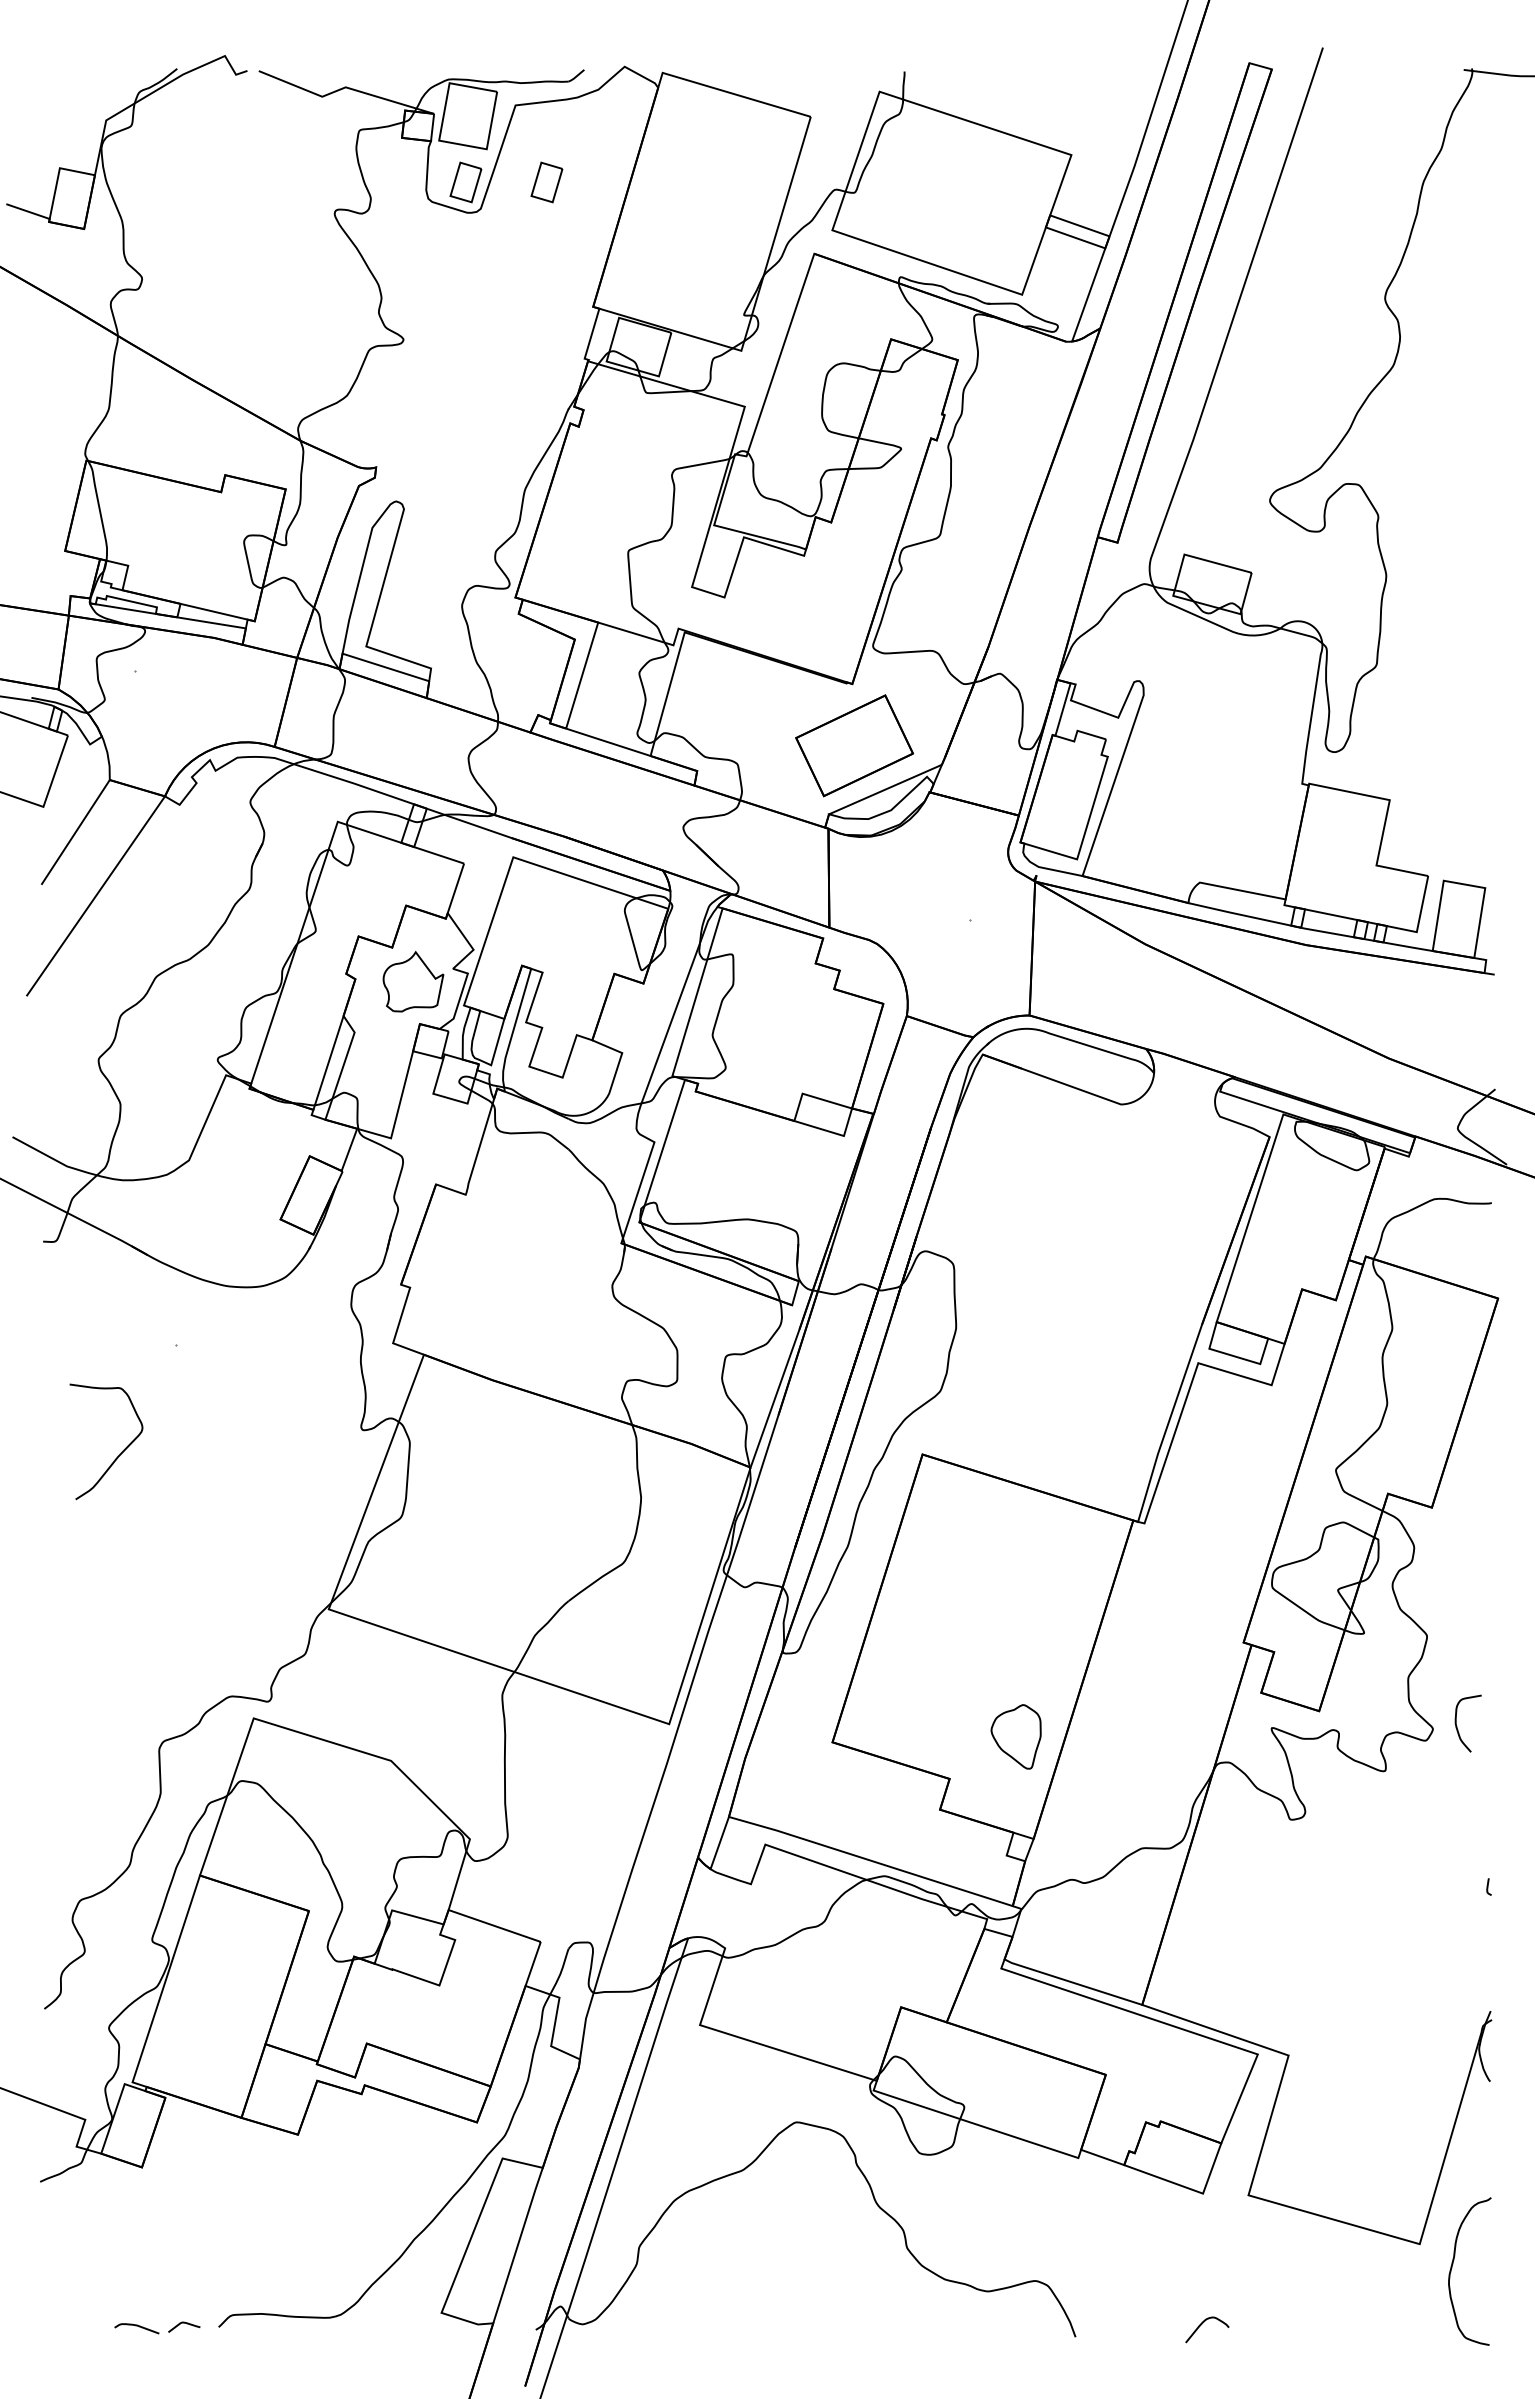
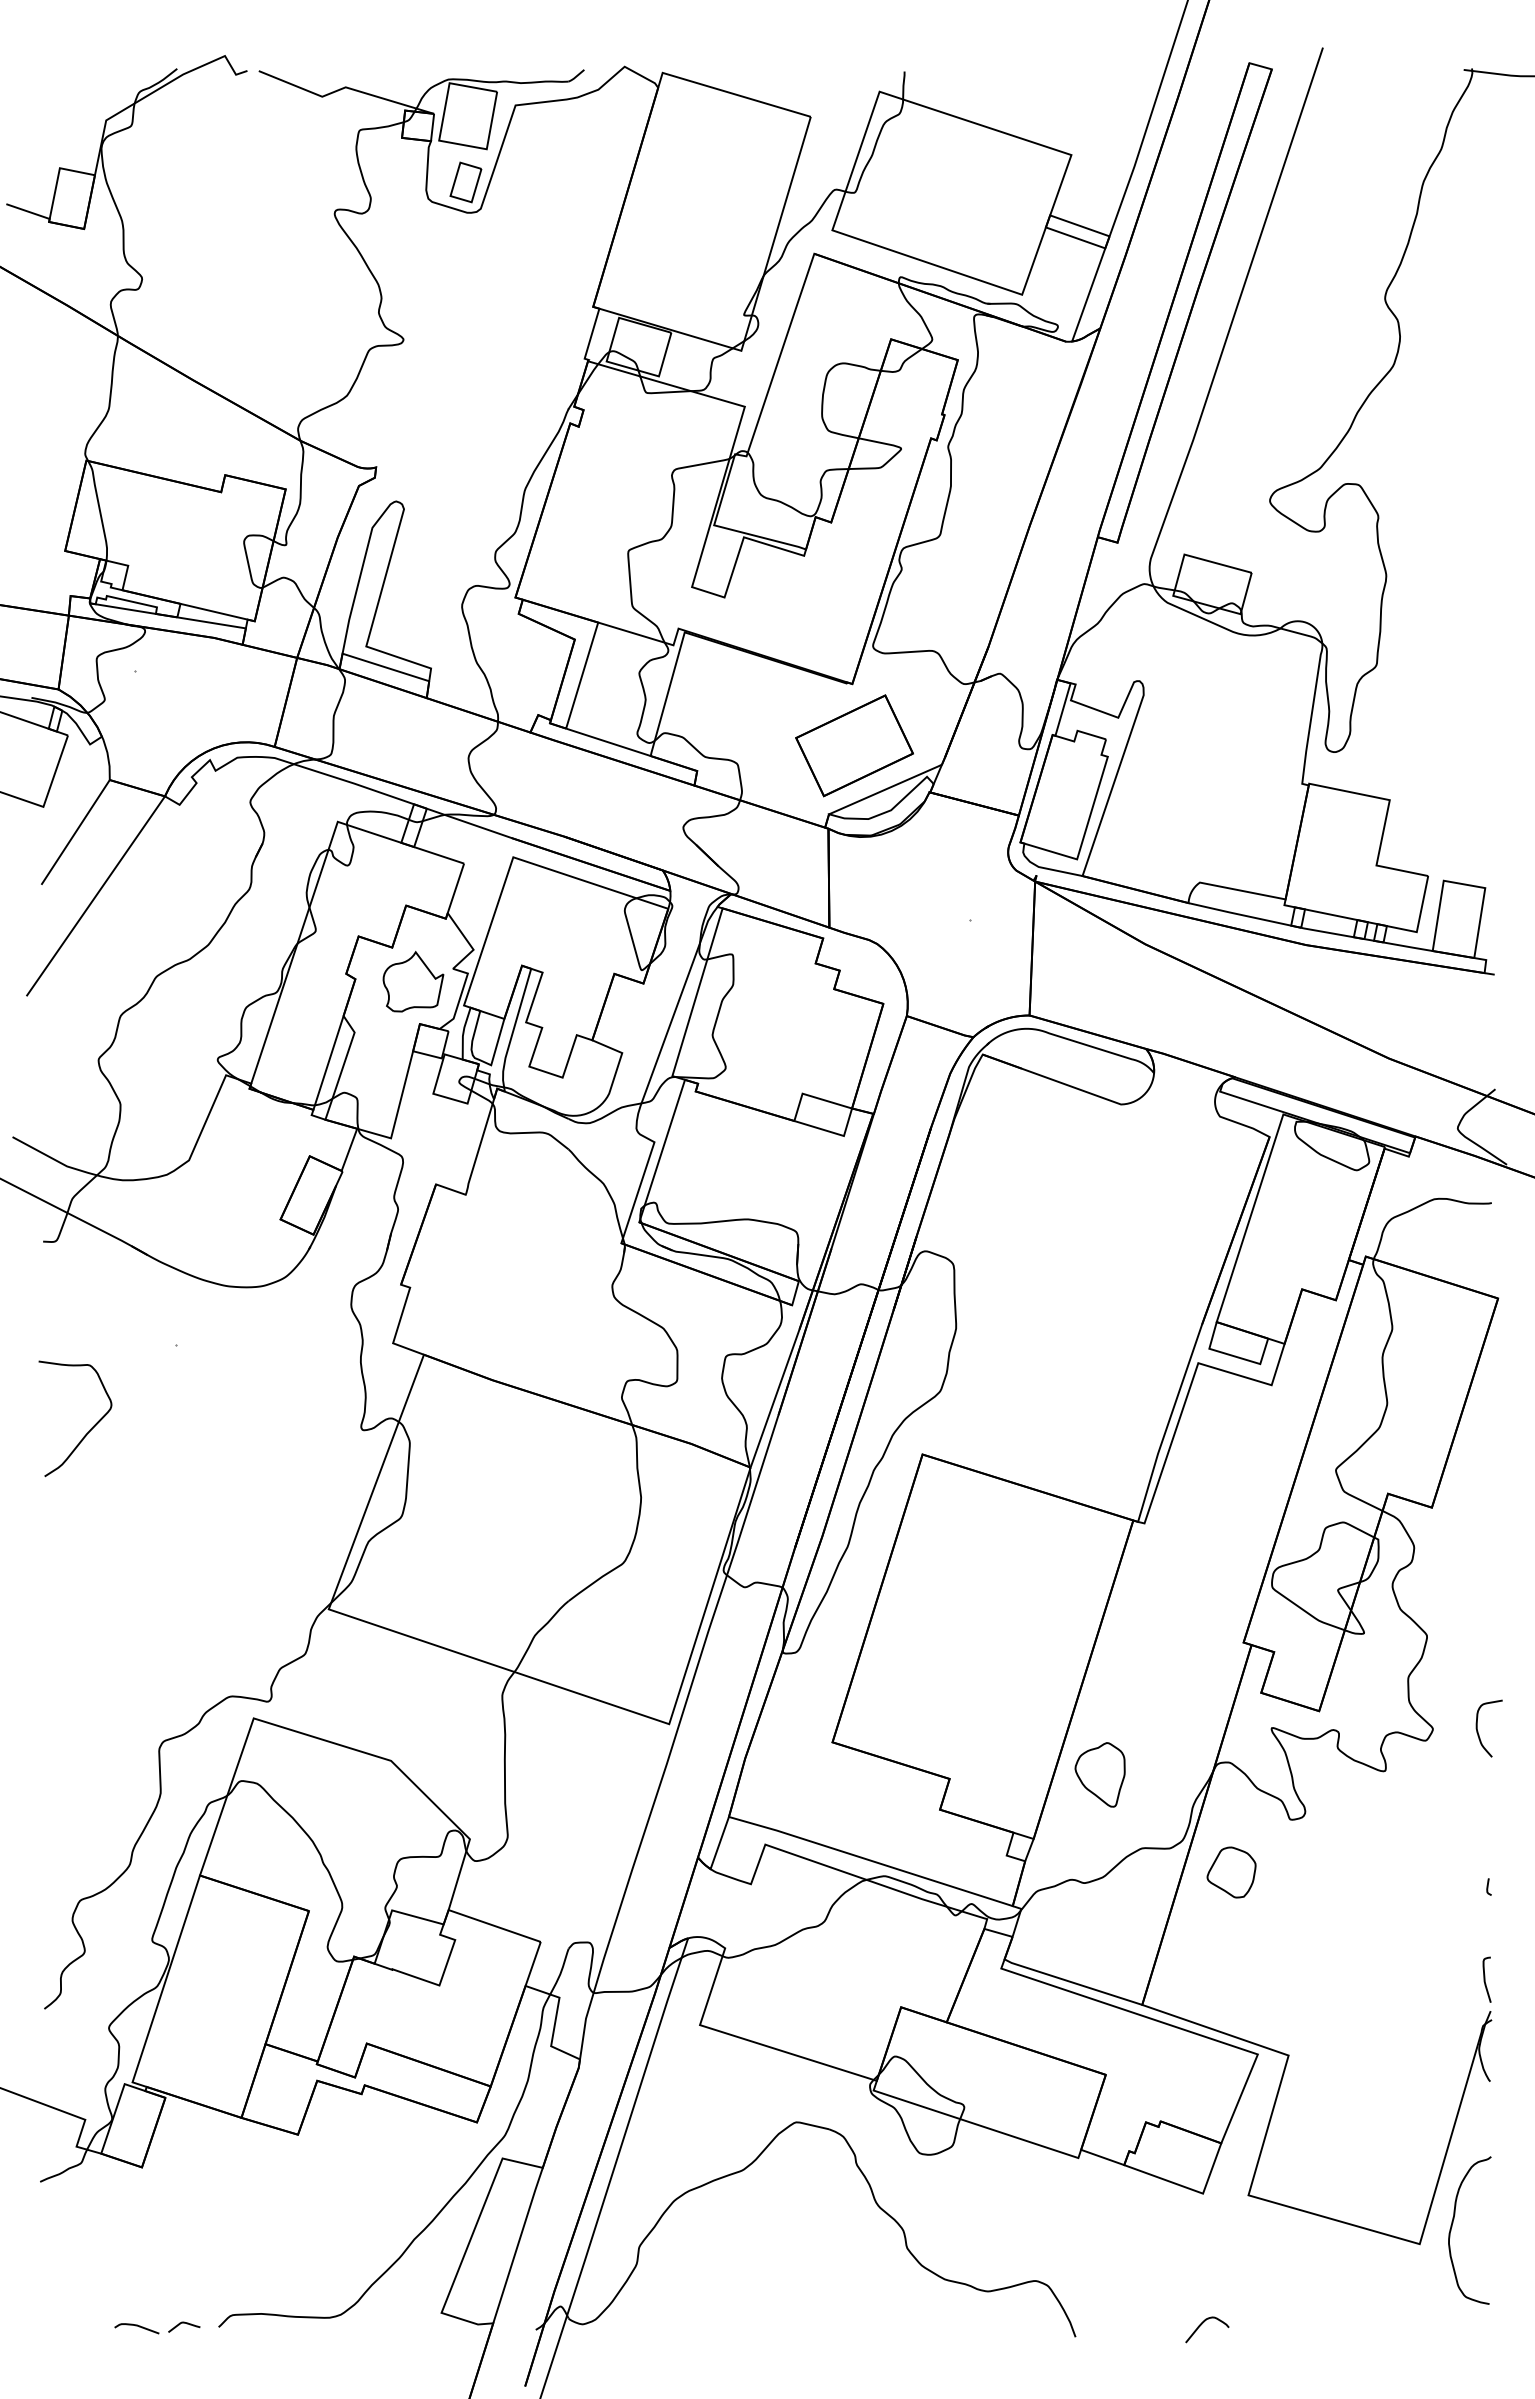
part: present -> none (546, 182)
curve position: (121, 1451) -> (90, 1428) (90, 1428)
curve position: (1457, 1726) -> (1478, 1731) (1478, 1731)
part position: (1015, 1736) -> (1099, 1774) (1099, 1774)
part: none -> present (1231, 1872)
curve: none -> present (1485, 1979)
curve position: (1452, 2268) -> (1452, 2227) (1452, 2227)
